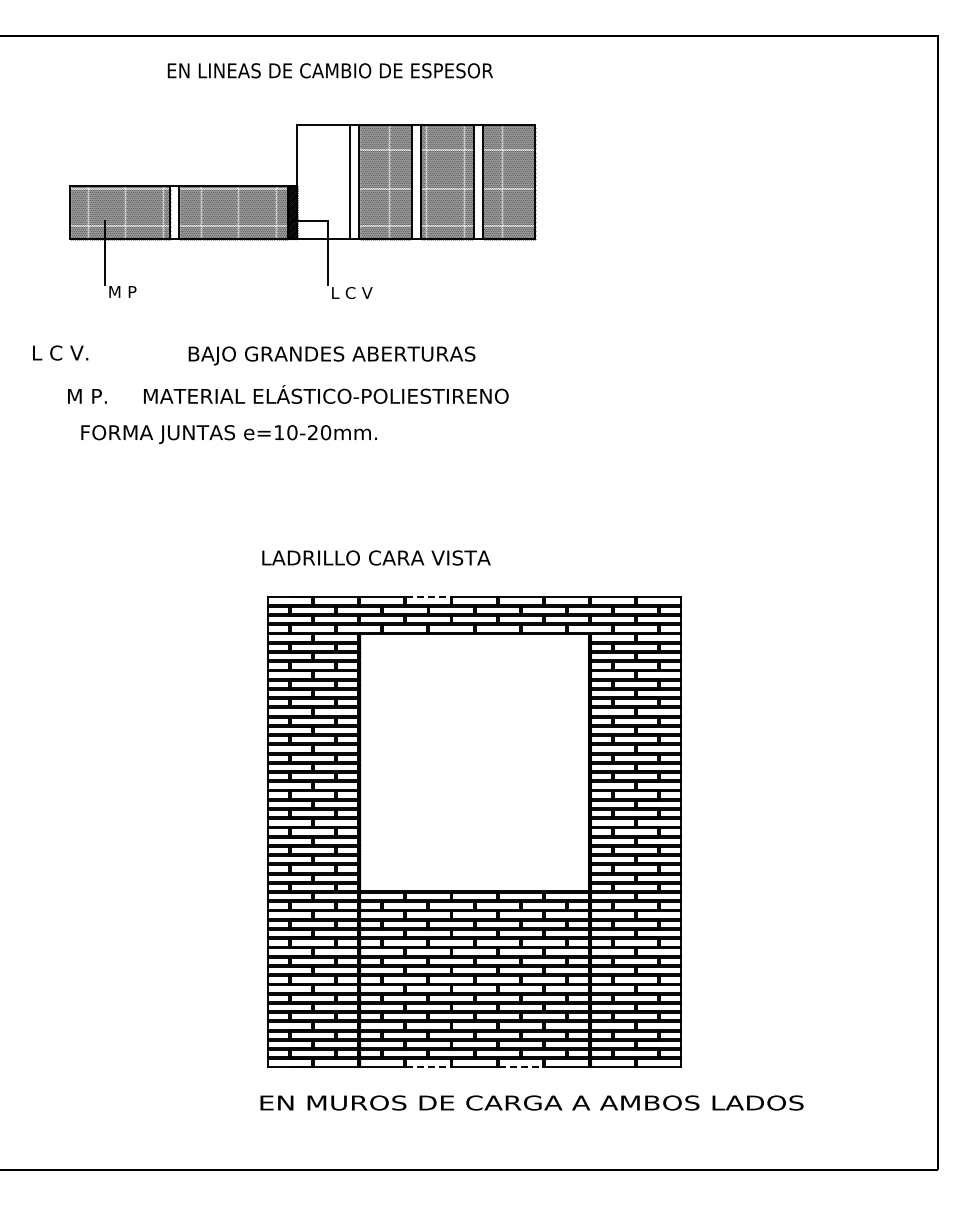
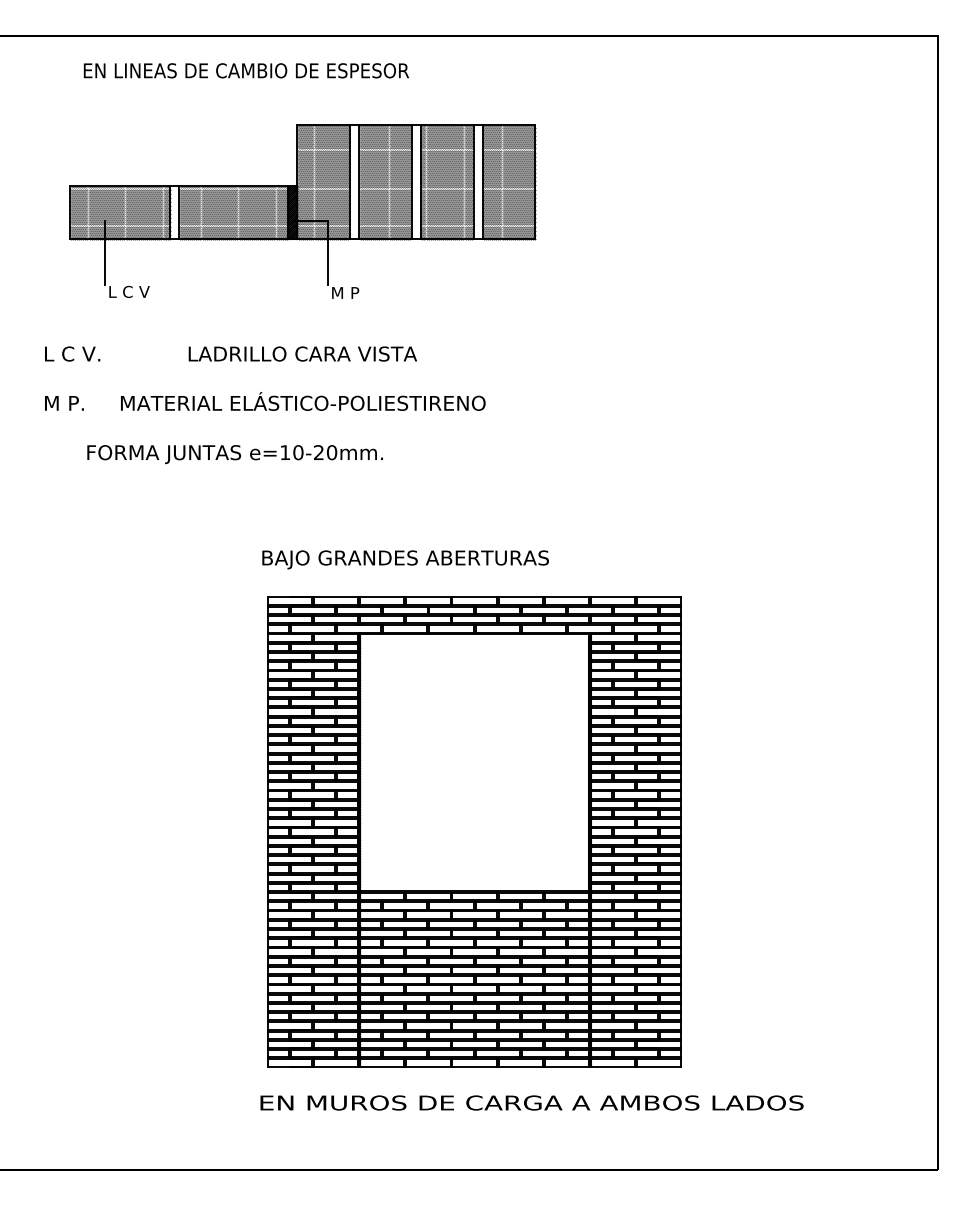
text position: (329, 70) -> (245, 70) (245, 70)
hatch: none -> present (323, 181)
text: M P -> L C V (130, 291)
text: L C V -> M P (352, 292)
text position: (60, 352) -> (72, 353) (72, 353)
text: BAJO GRANDES ABERTURAS -> LADRILLO CARA VISTA (332, 355)
text position: (288, 394) -> (265, 401) (265, 401)
text position: (228, 434) -> (234, 454) (234, 454)
text: LADRILLO CARA VISTA -> BAJO GRANDES ABERTURAS (406, 559)
line: dashed -> solid (428, 597)
line: dashed -> solid (428, 1066)
line: dashed -> solid (521, 1066)
